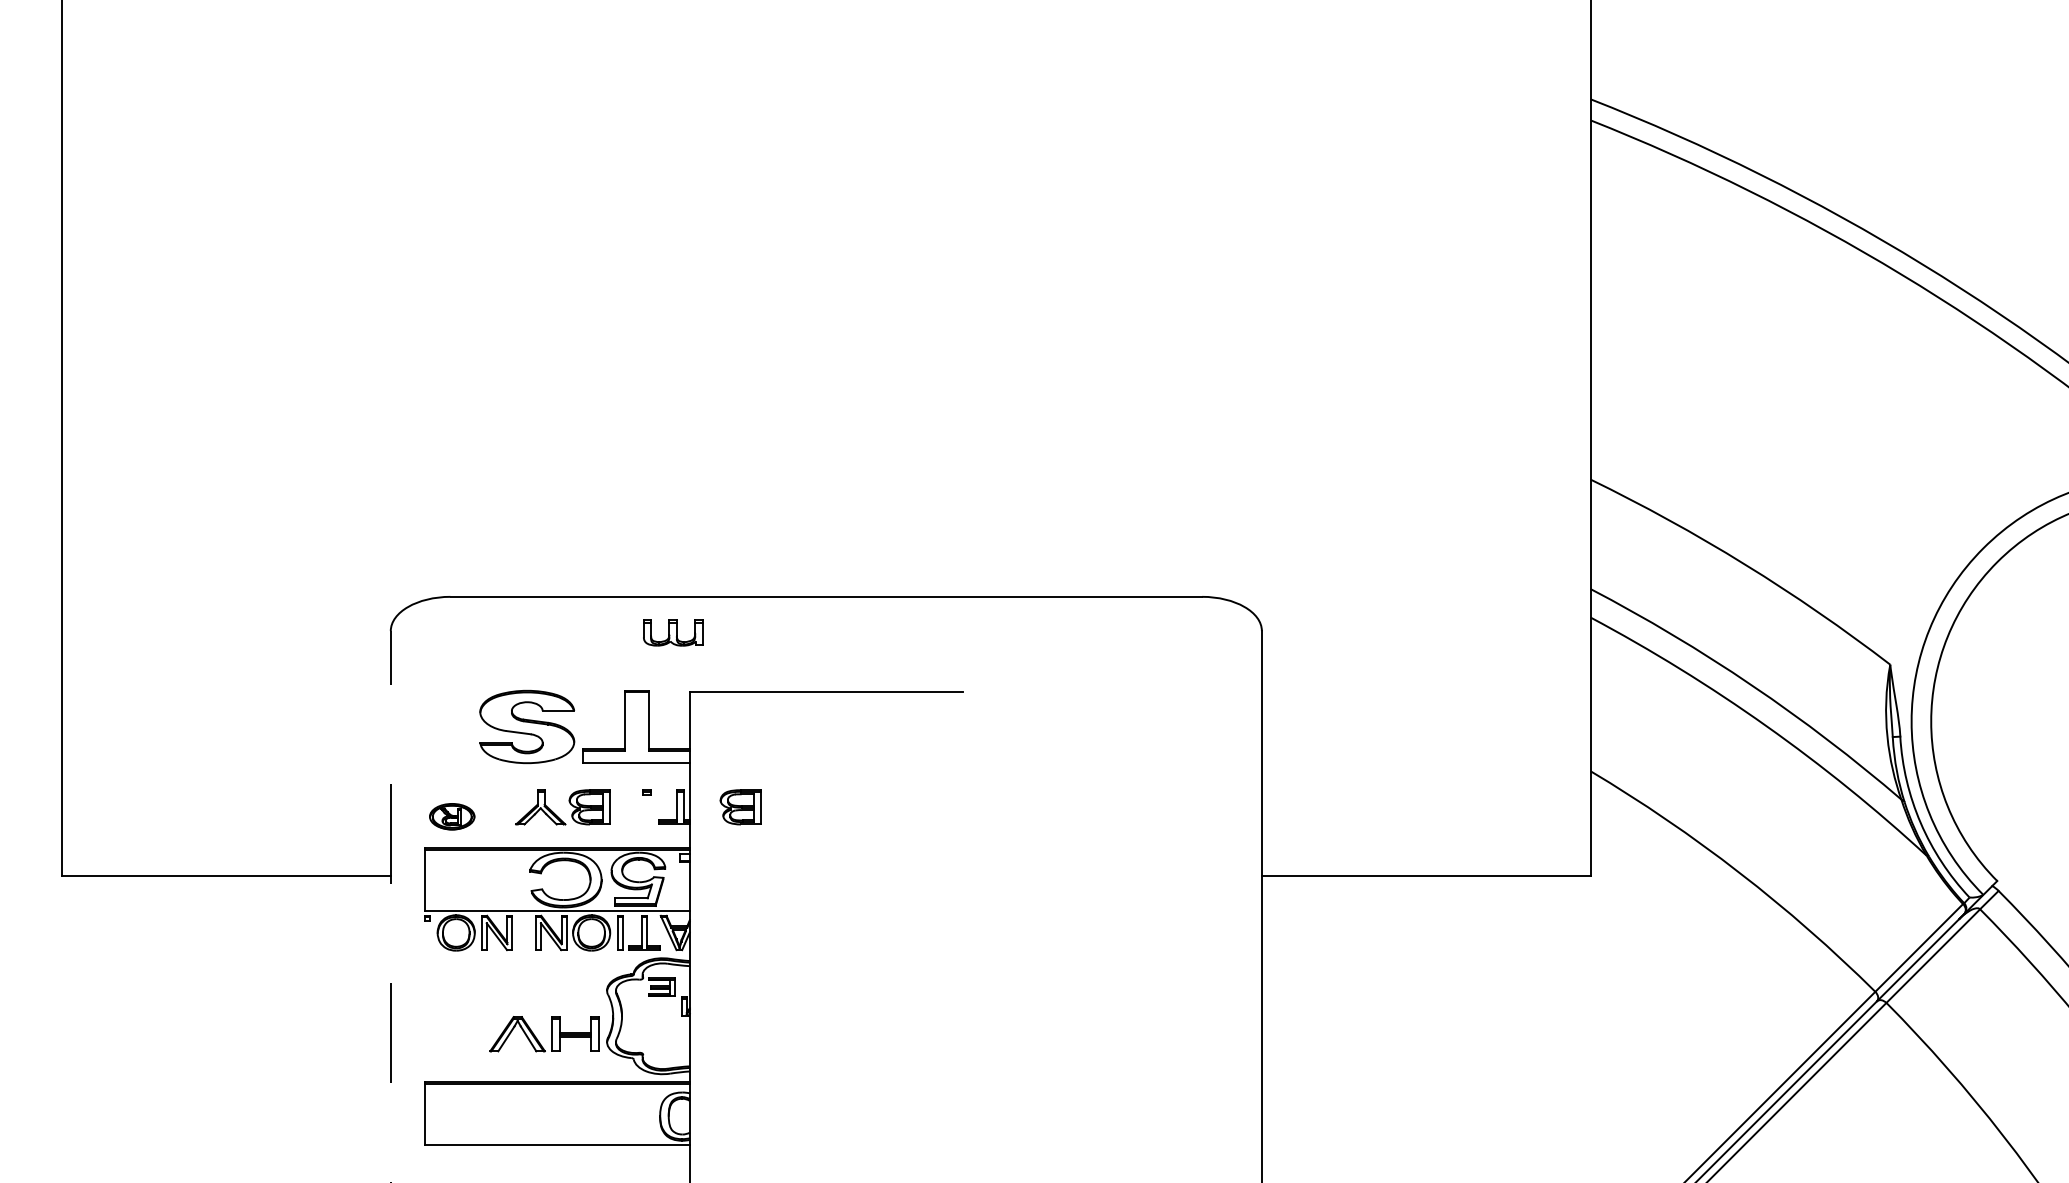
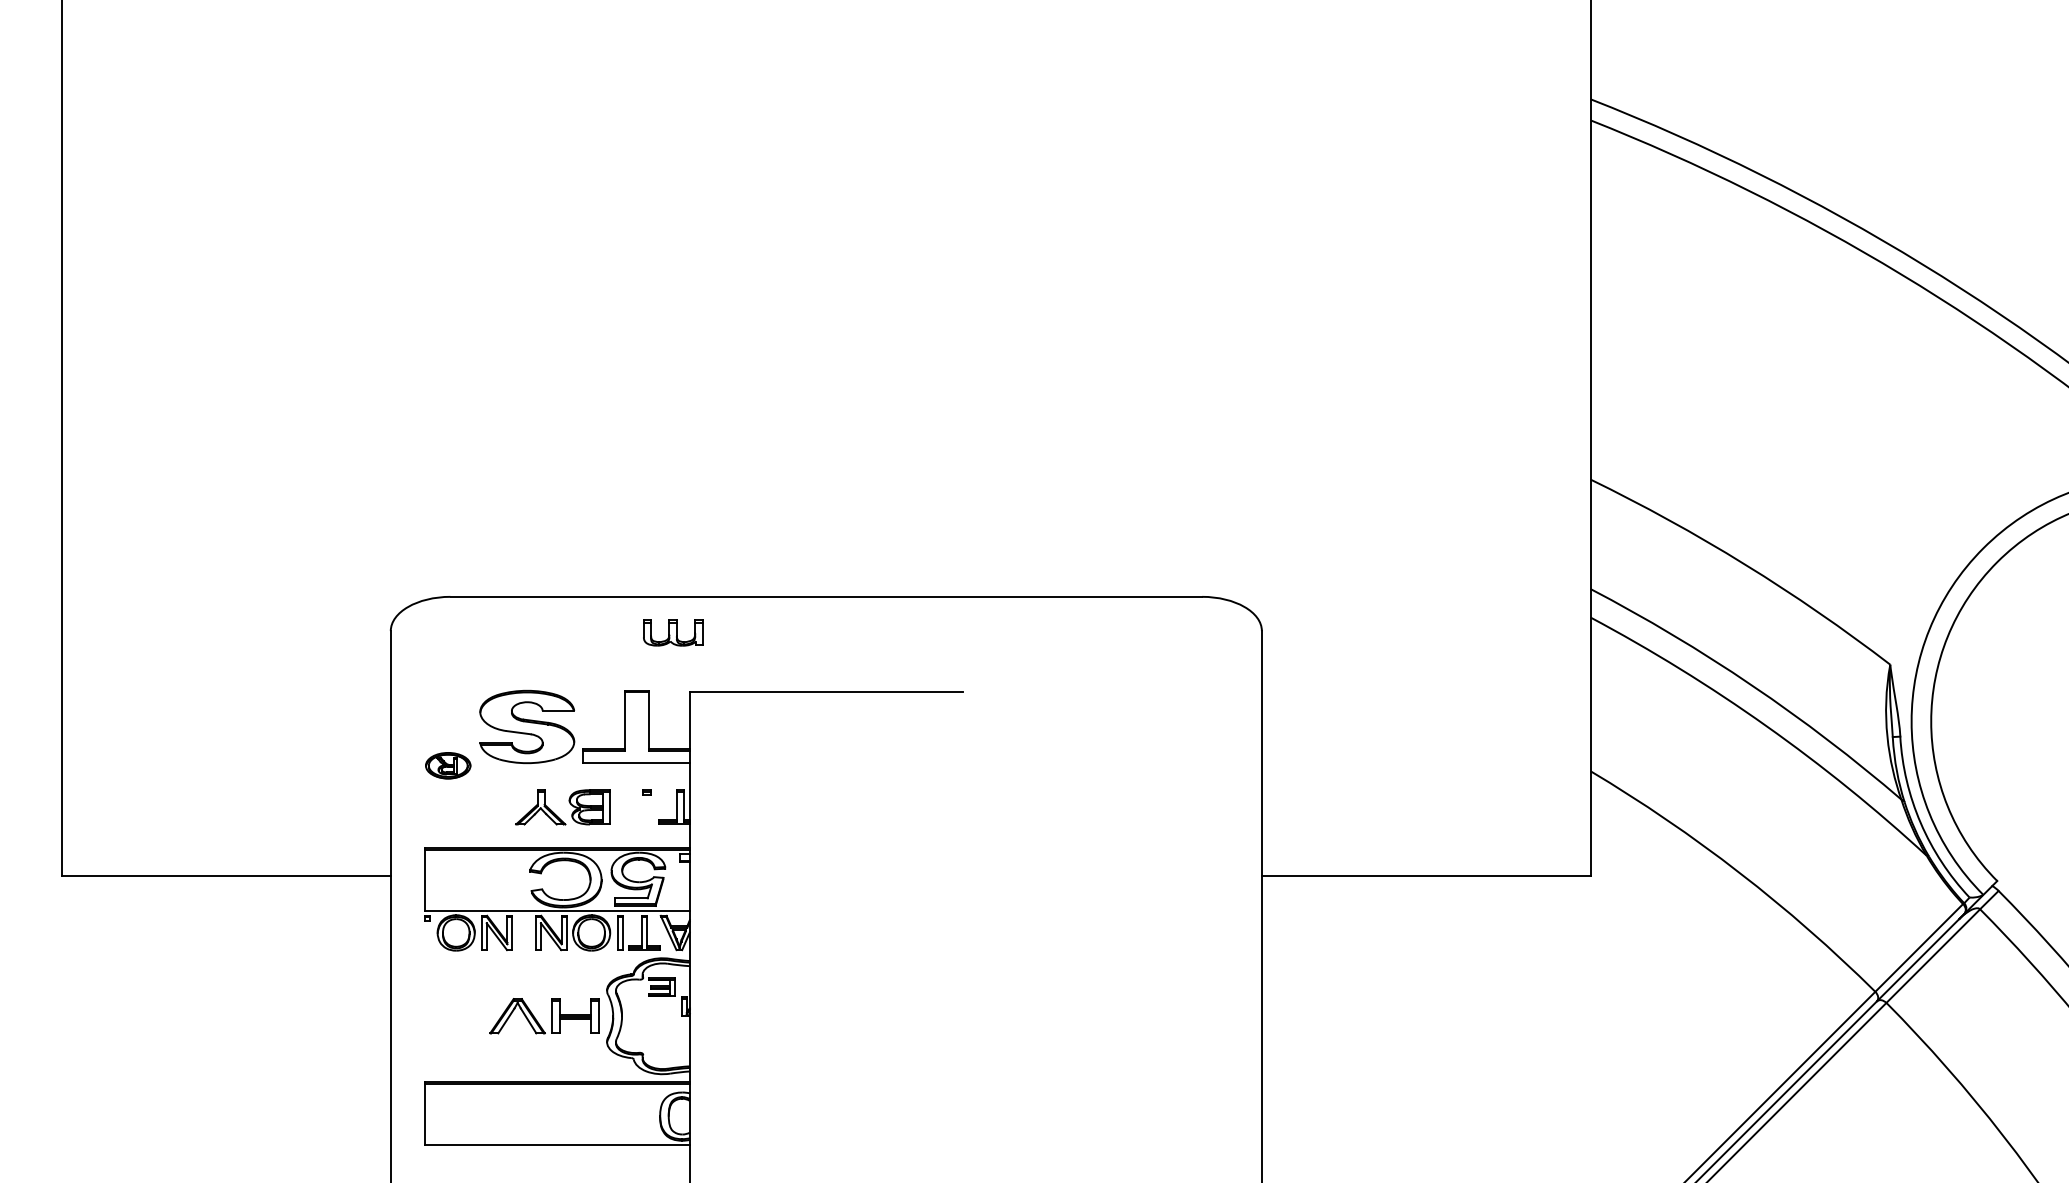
part: present -> none (740, 807)
part position: (452, 816) -> (448, 765) (448, 765)
line: dashed -> solid (390, 906)
part position: (551, 1034) -> (551, 1016) (551, 1016)
